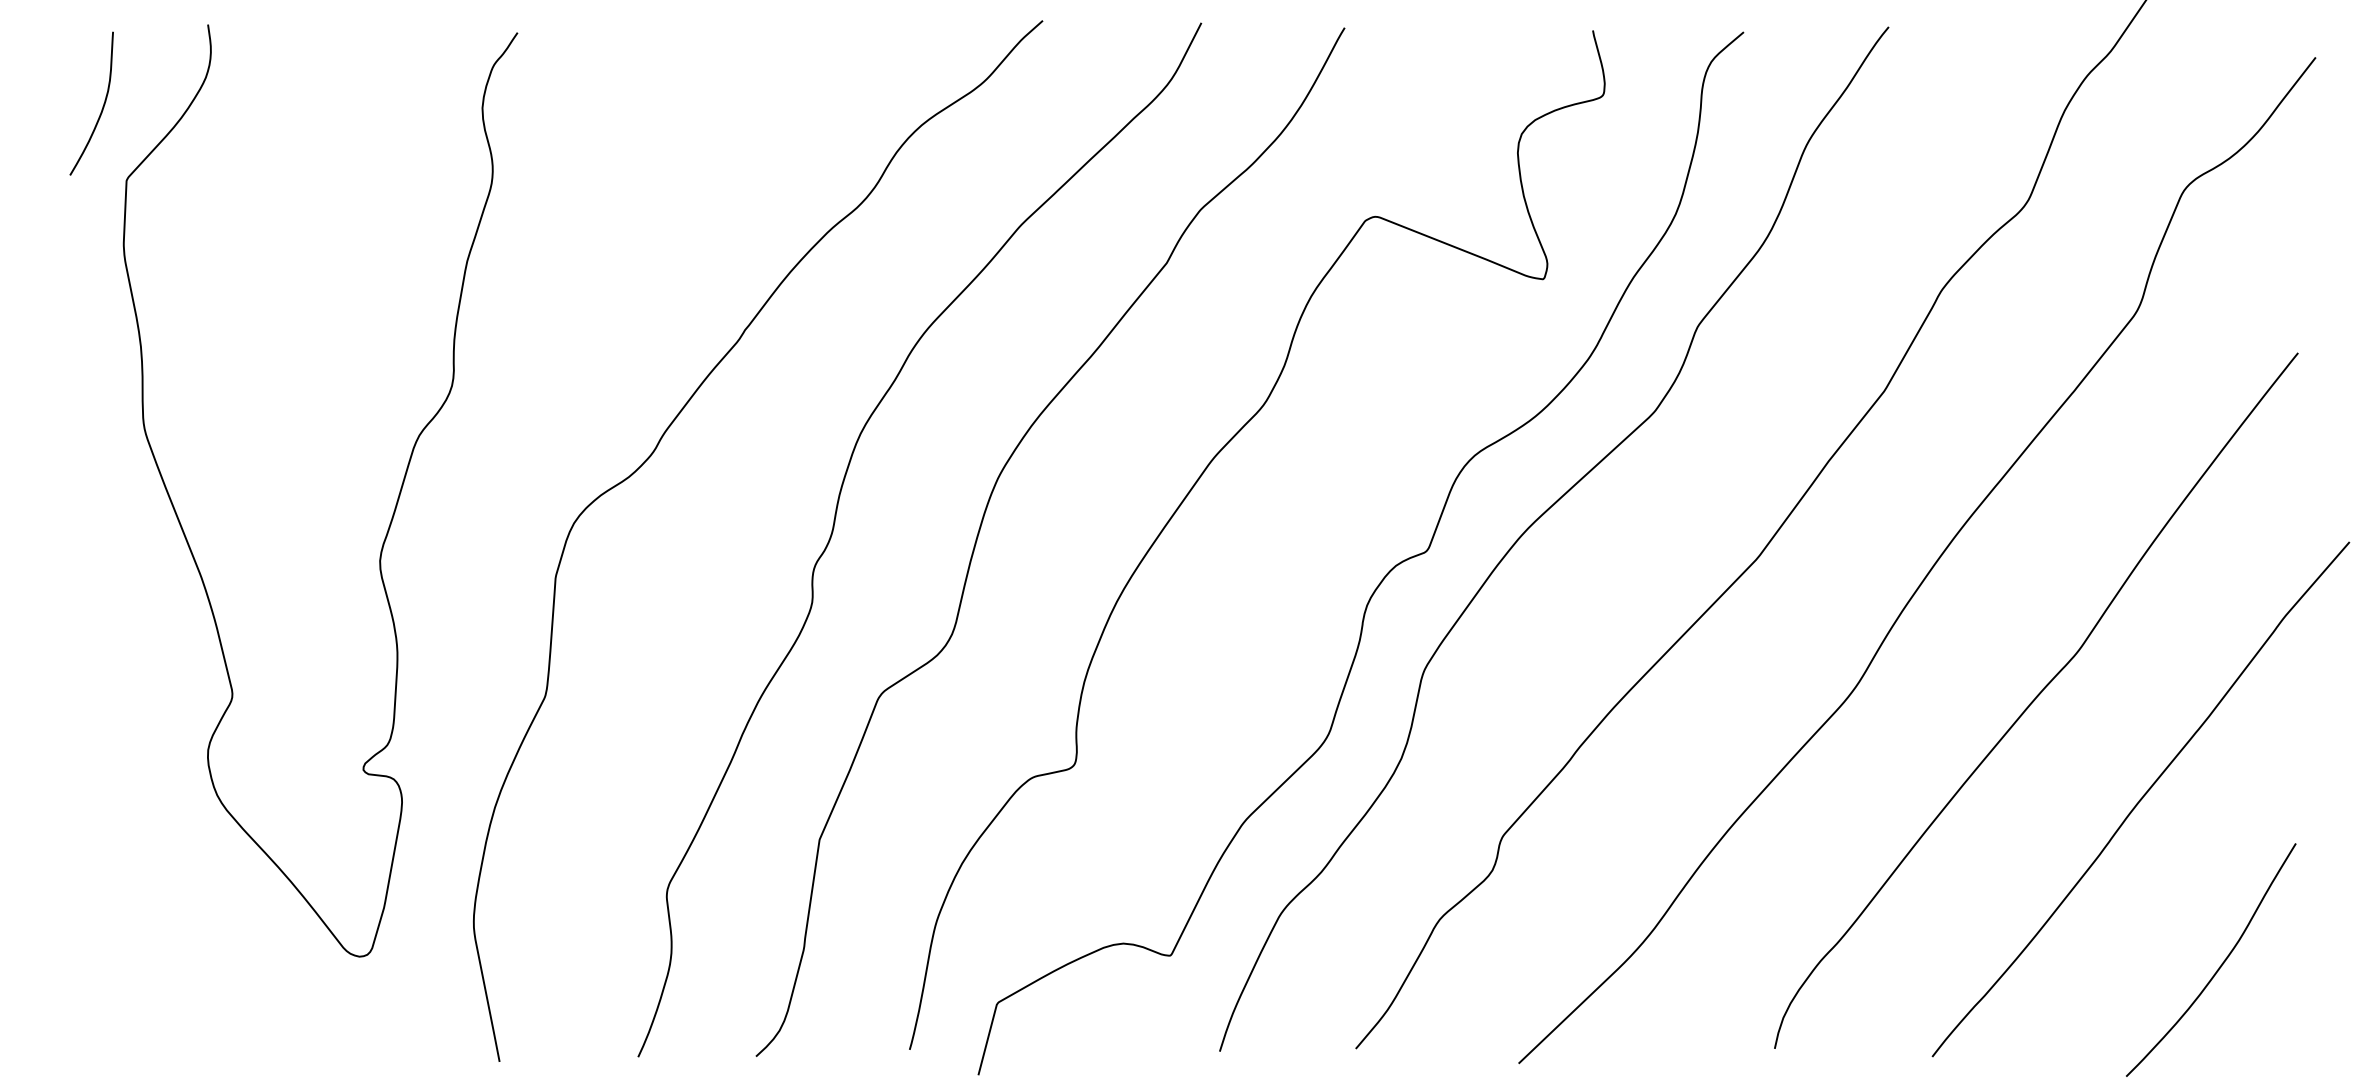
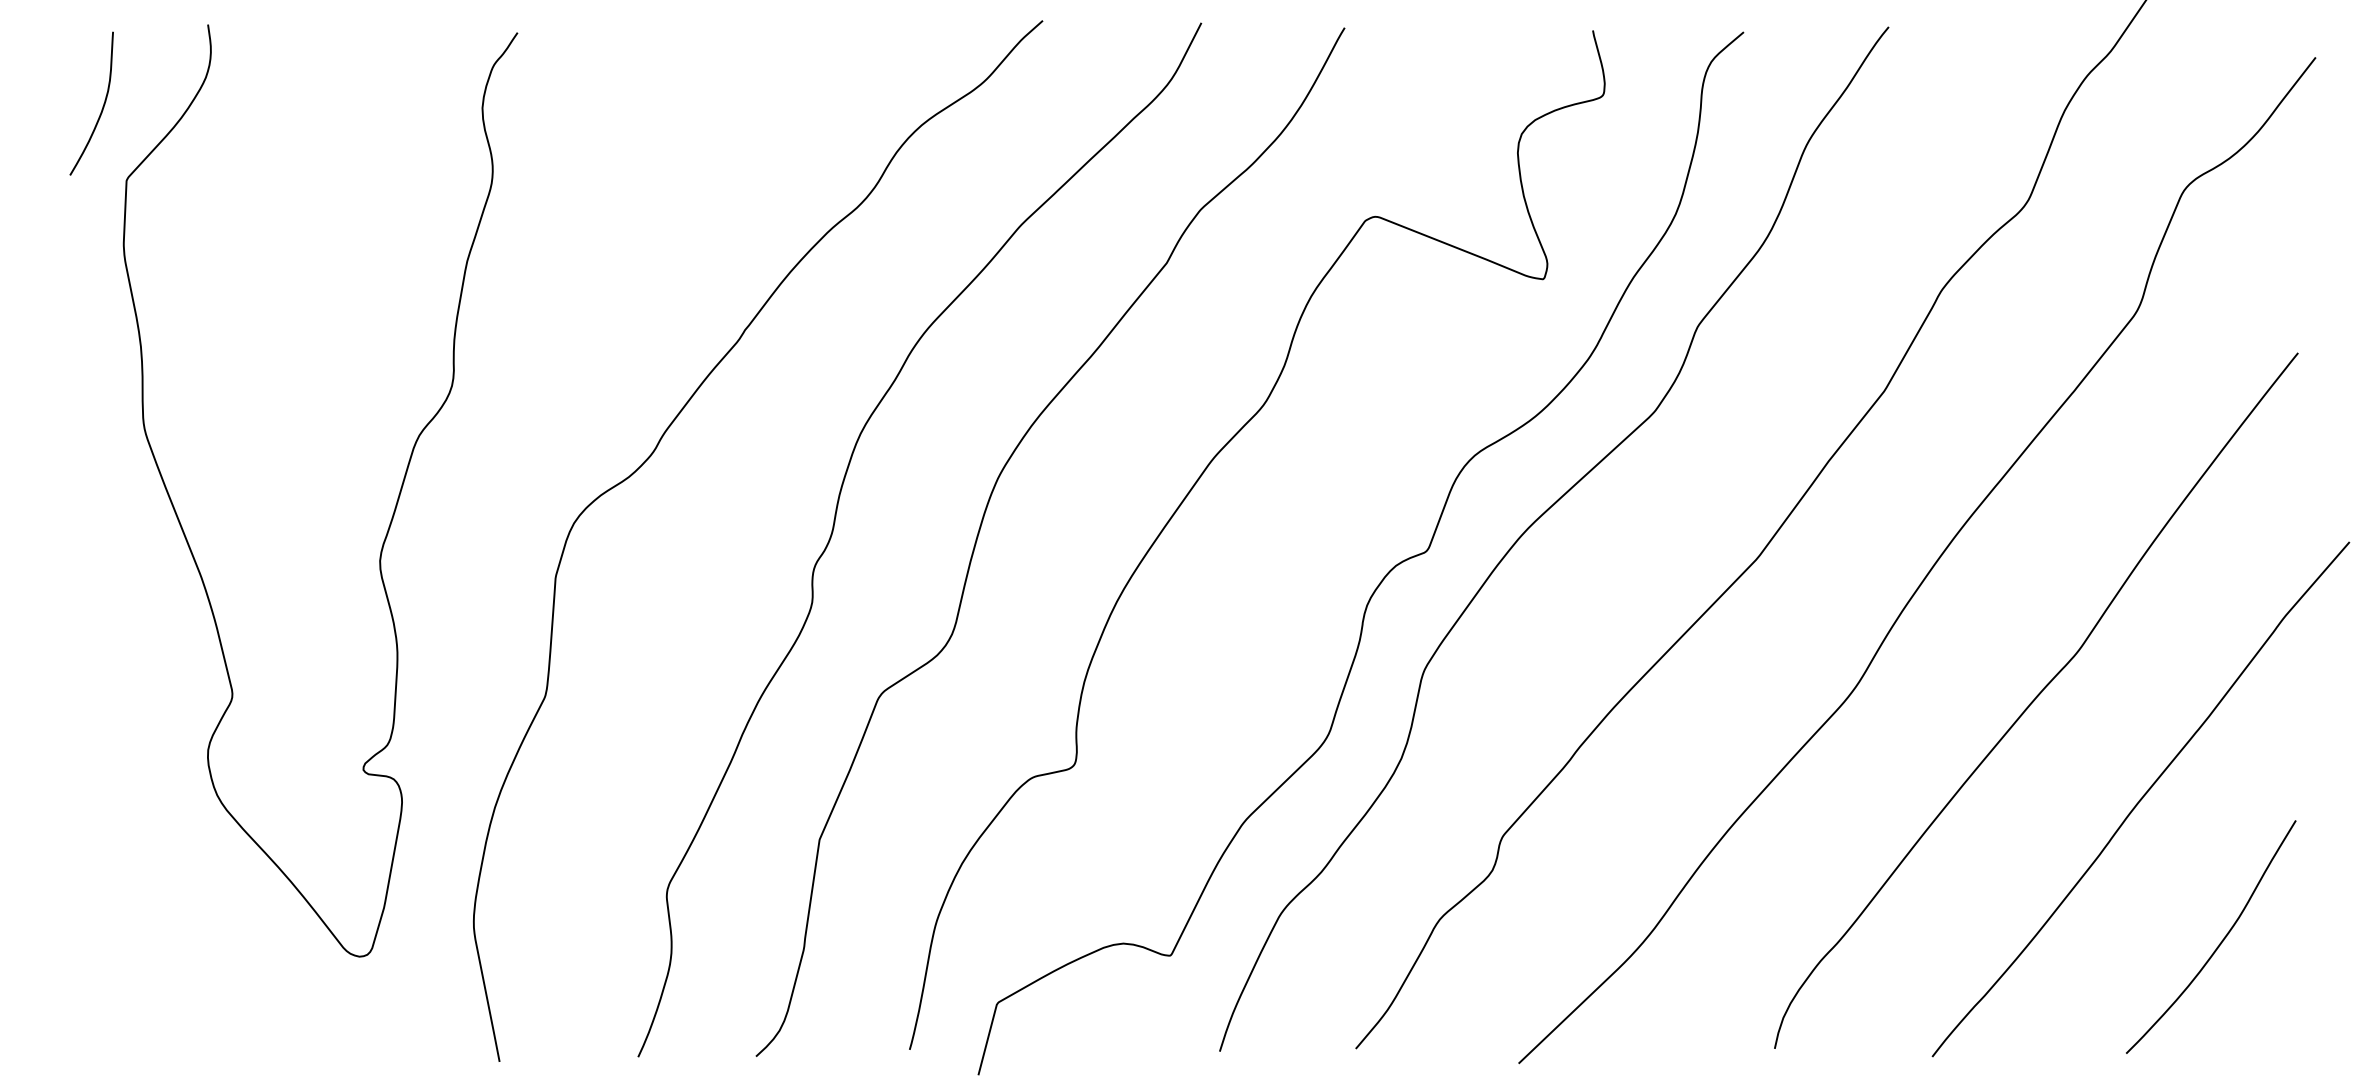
curve position: (2219, 966) -> (2219, 943) (2219, 943)
